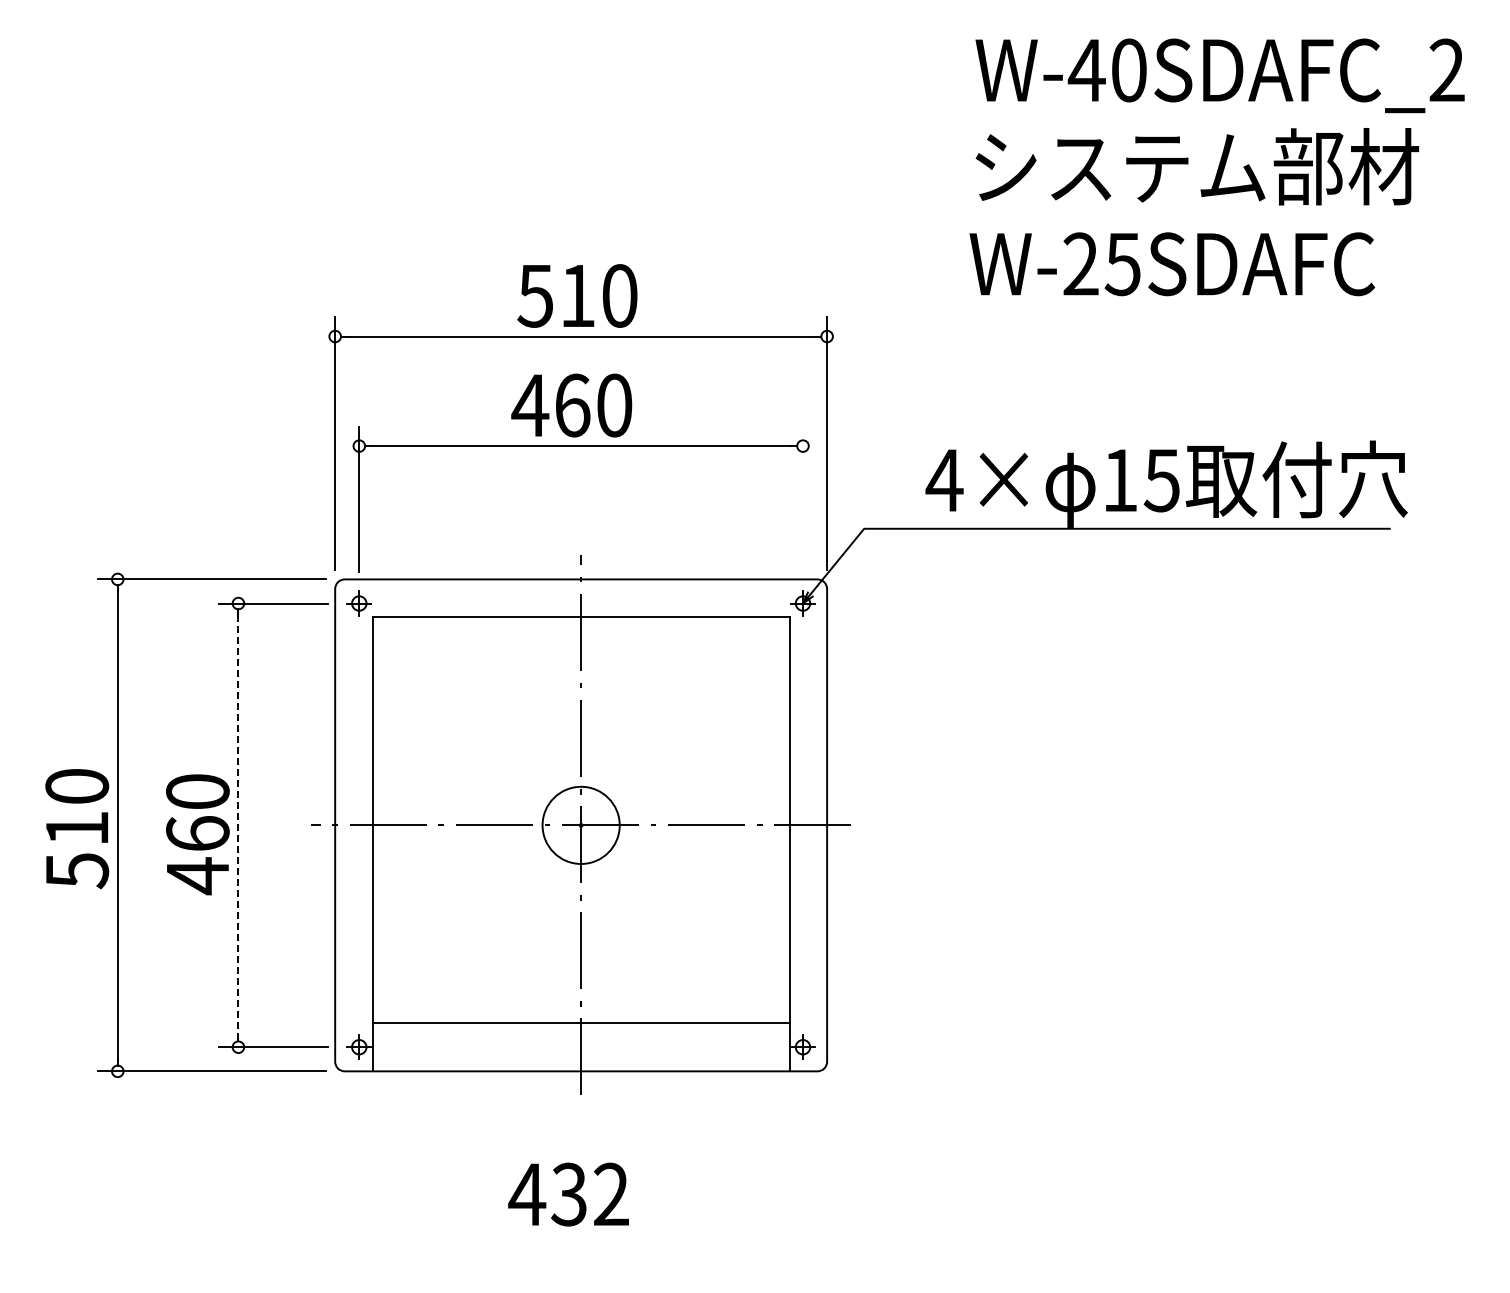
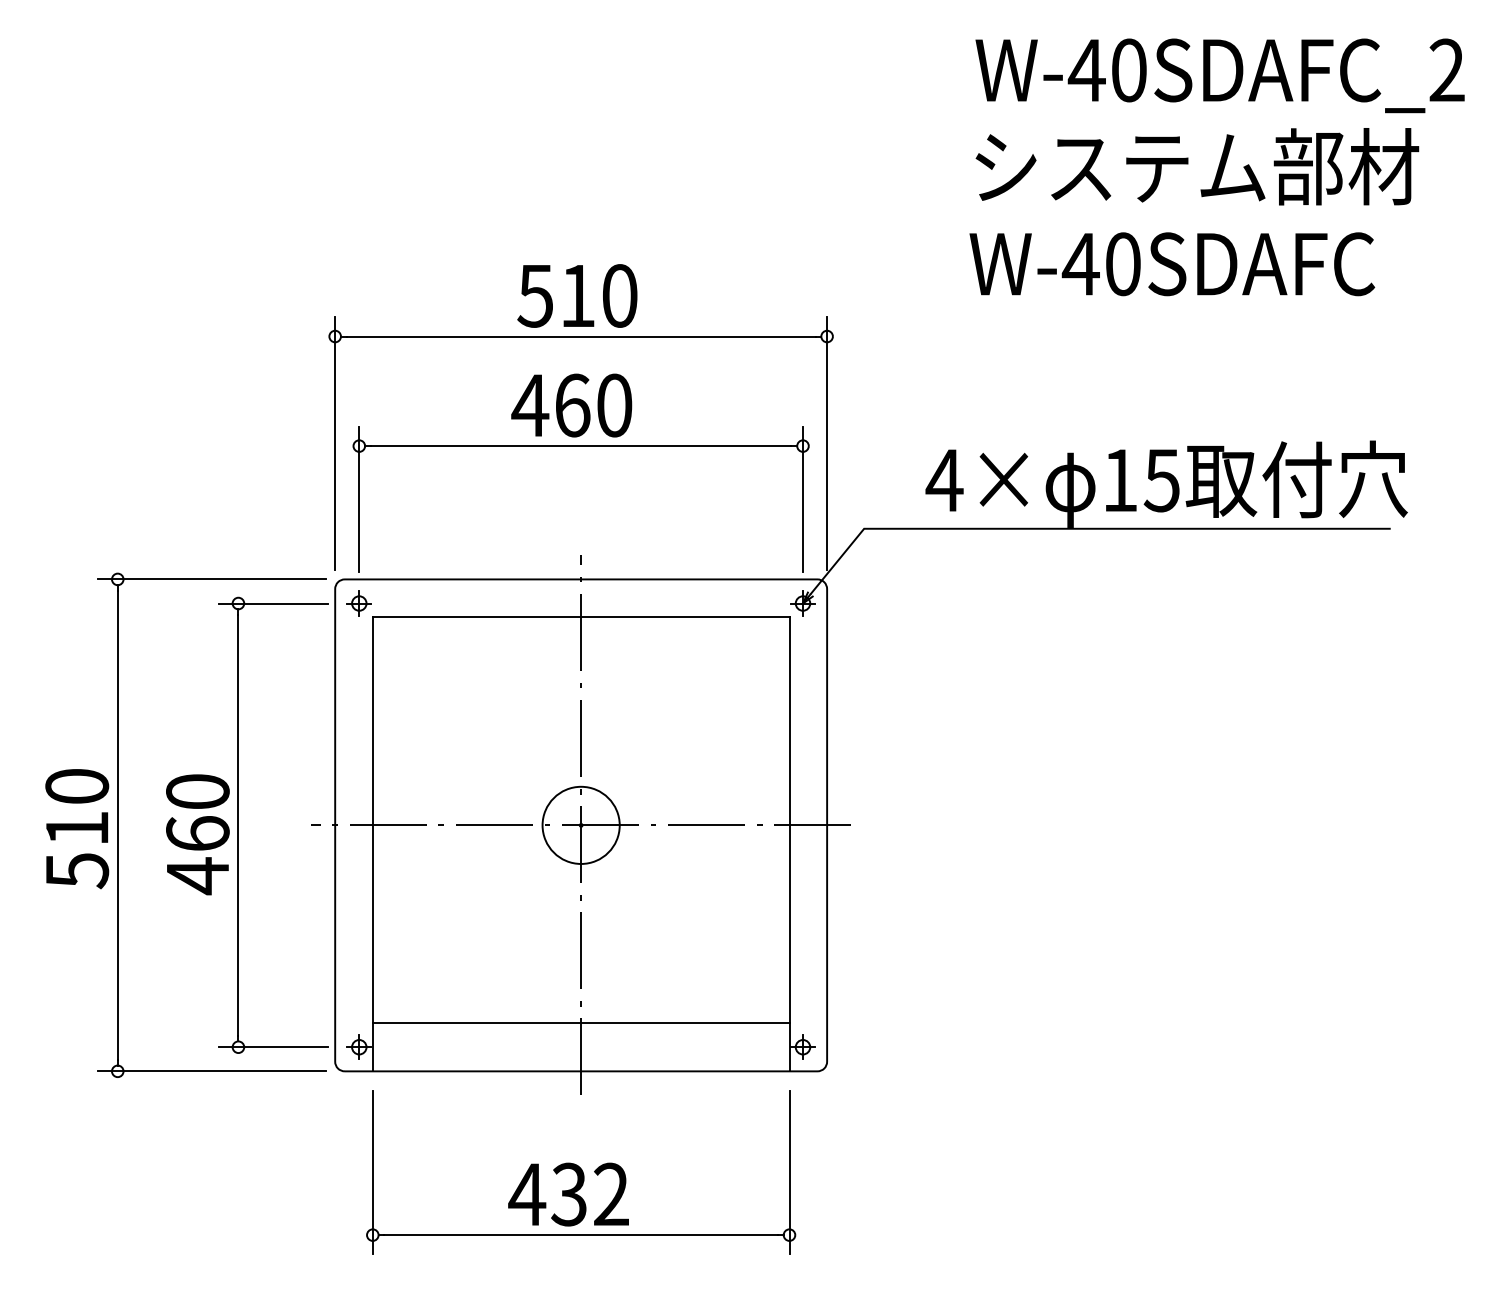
text: W-25SDAFC -> W-40SDAFC (1100, 264)
line: none -> present (803, 499)
line: dashed -> solid (238, 825)
part: none -> present (581, 1234)
